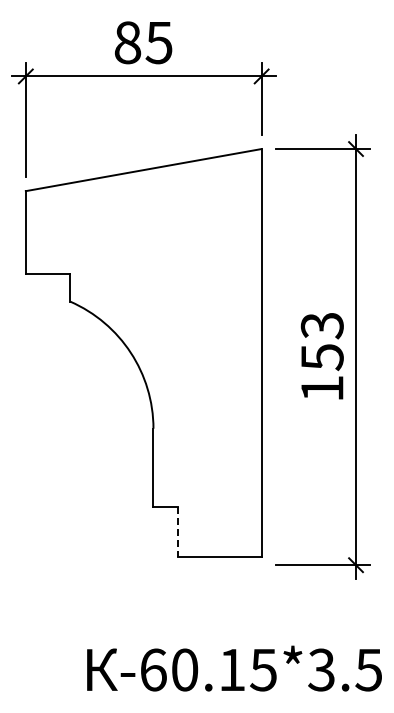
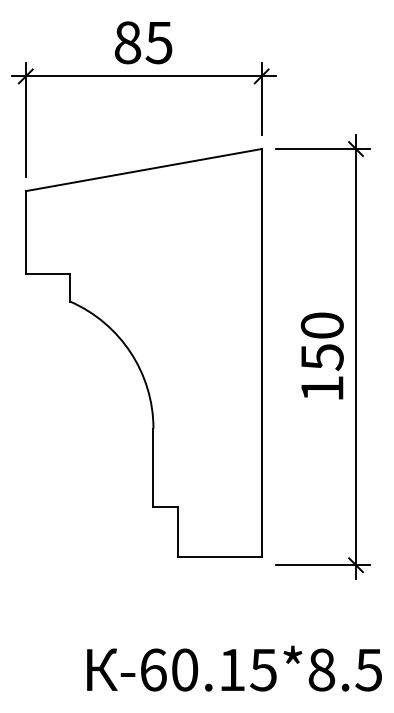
text: 153 -> 150 (321, 325)
line: dashed -> solid (178, 531)
text: -60.15*3.5 -> -60.15*8.5 (321, 669)
